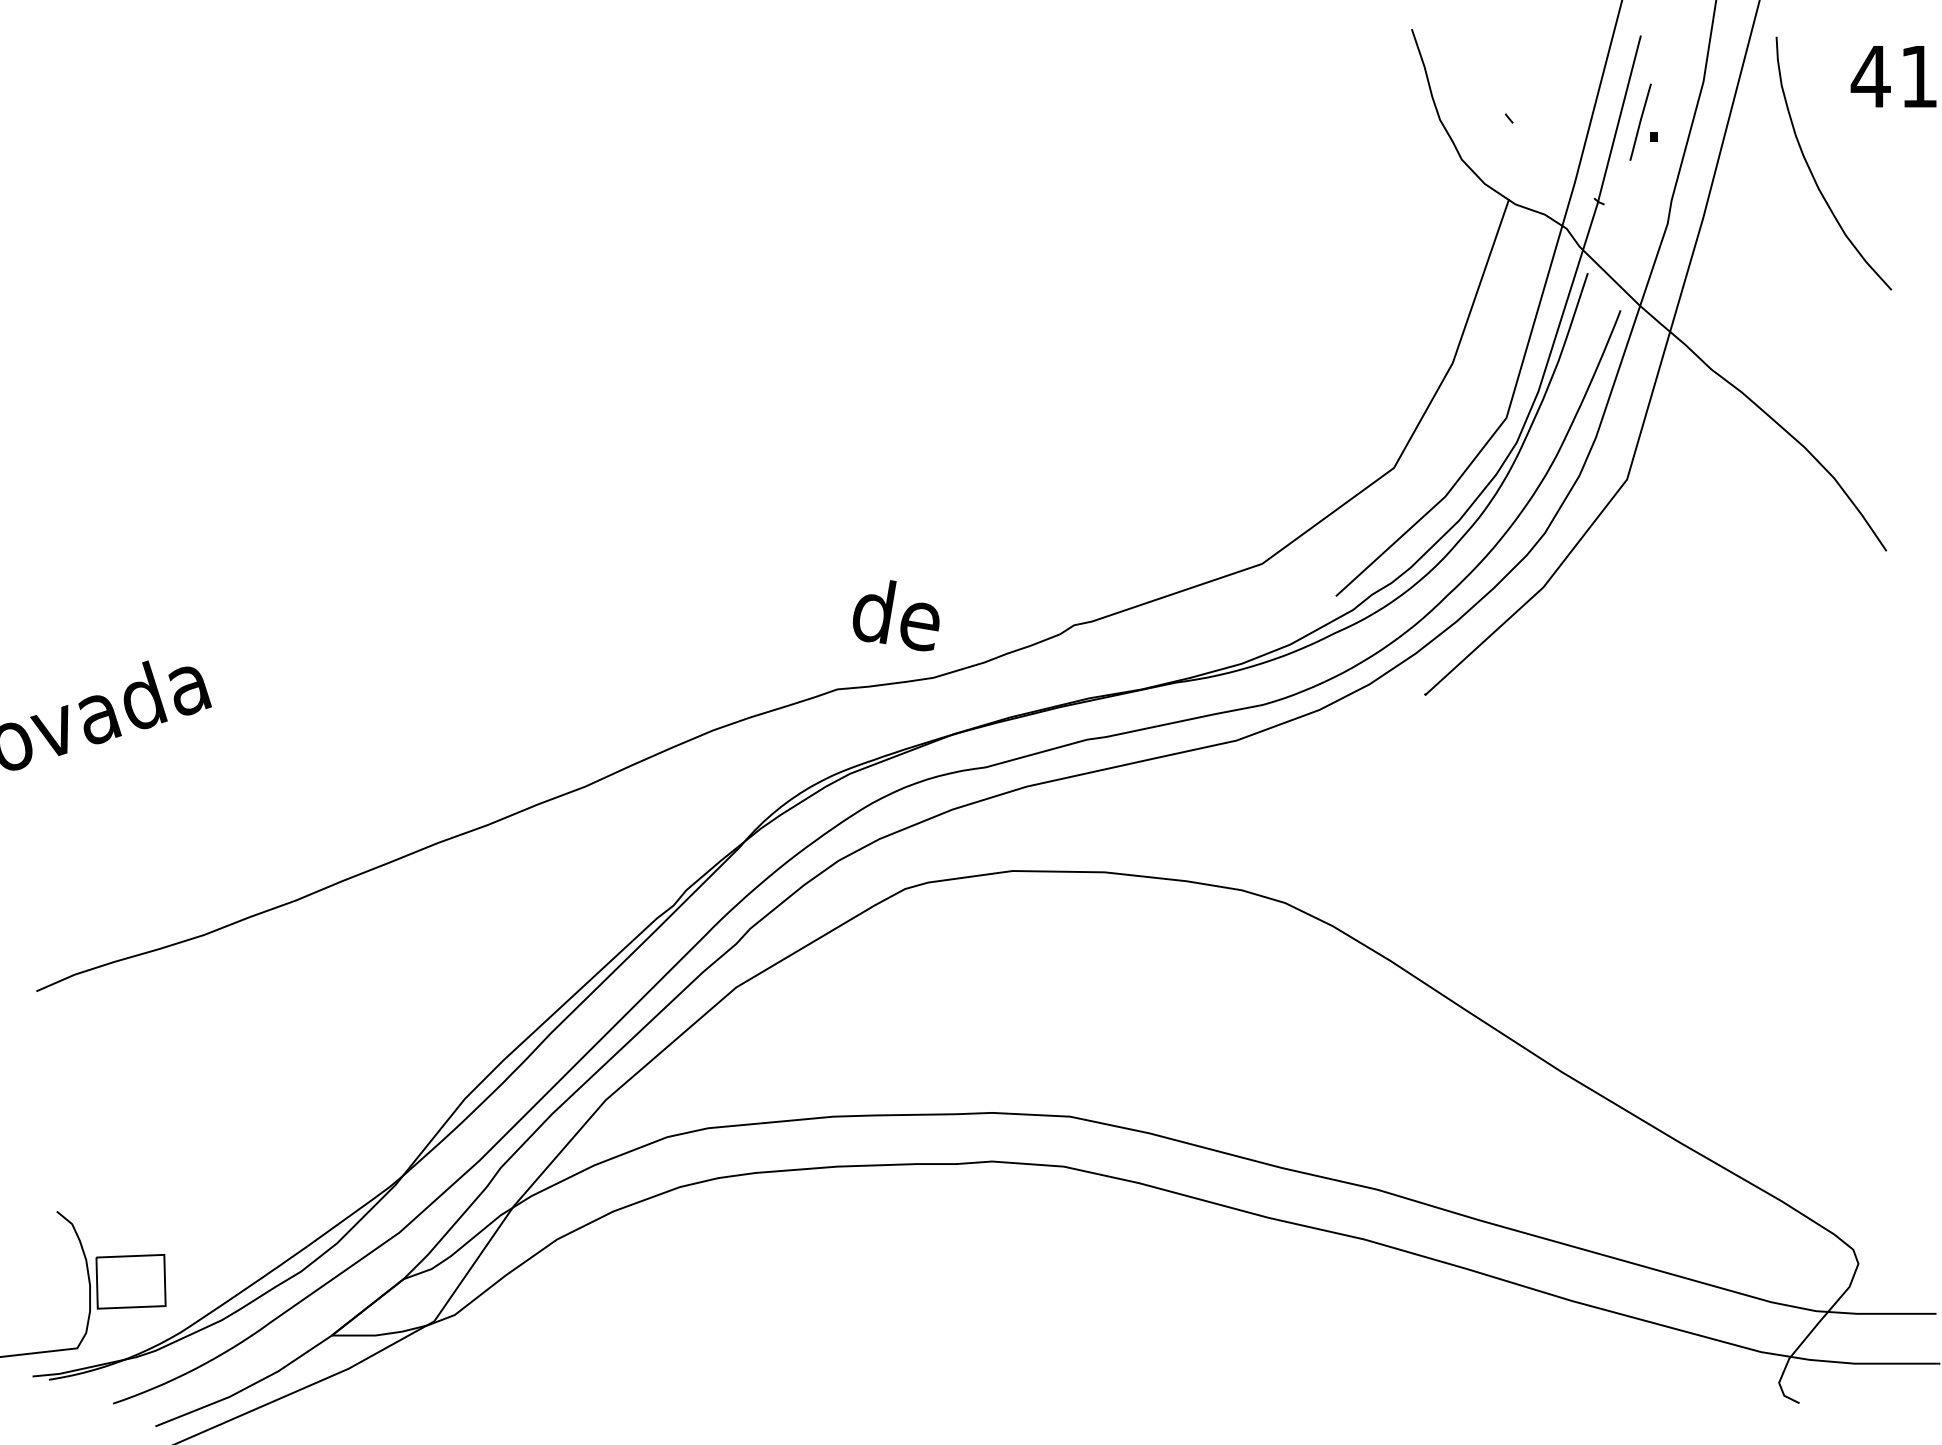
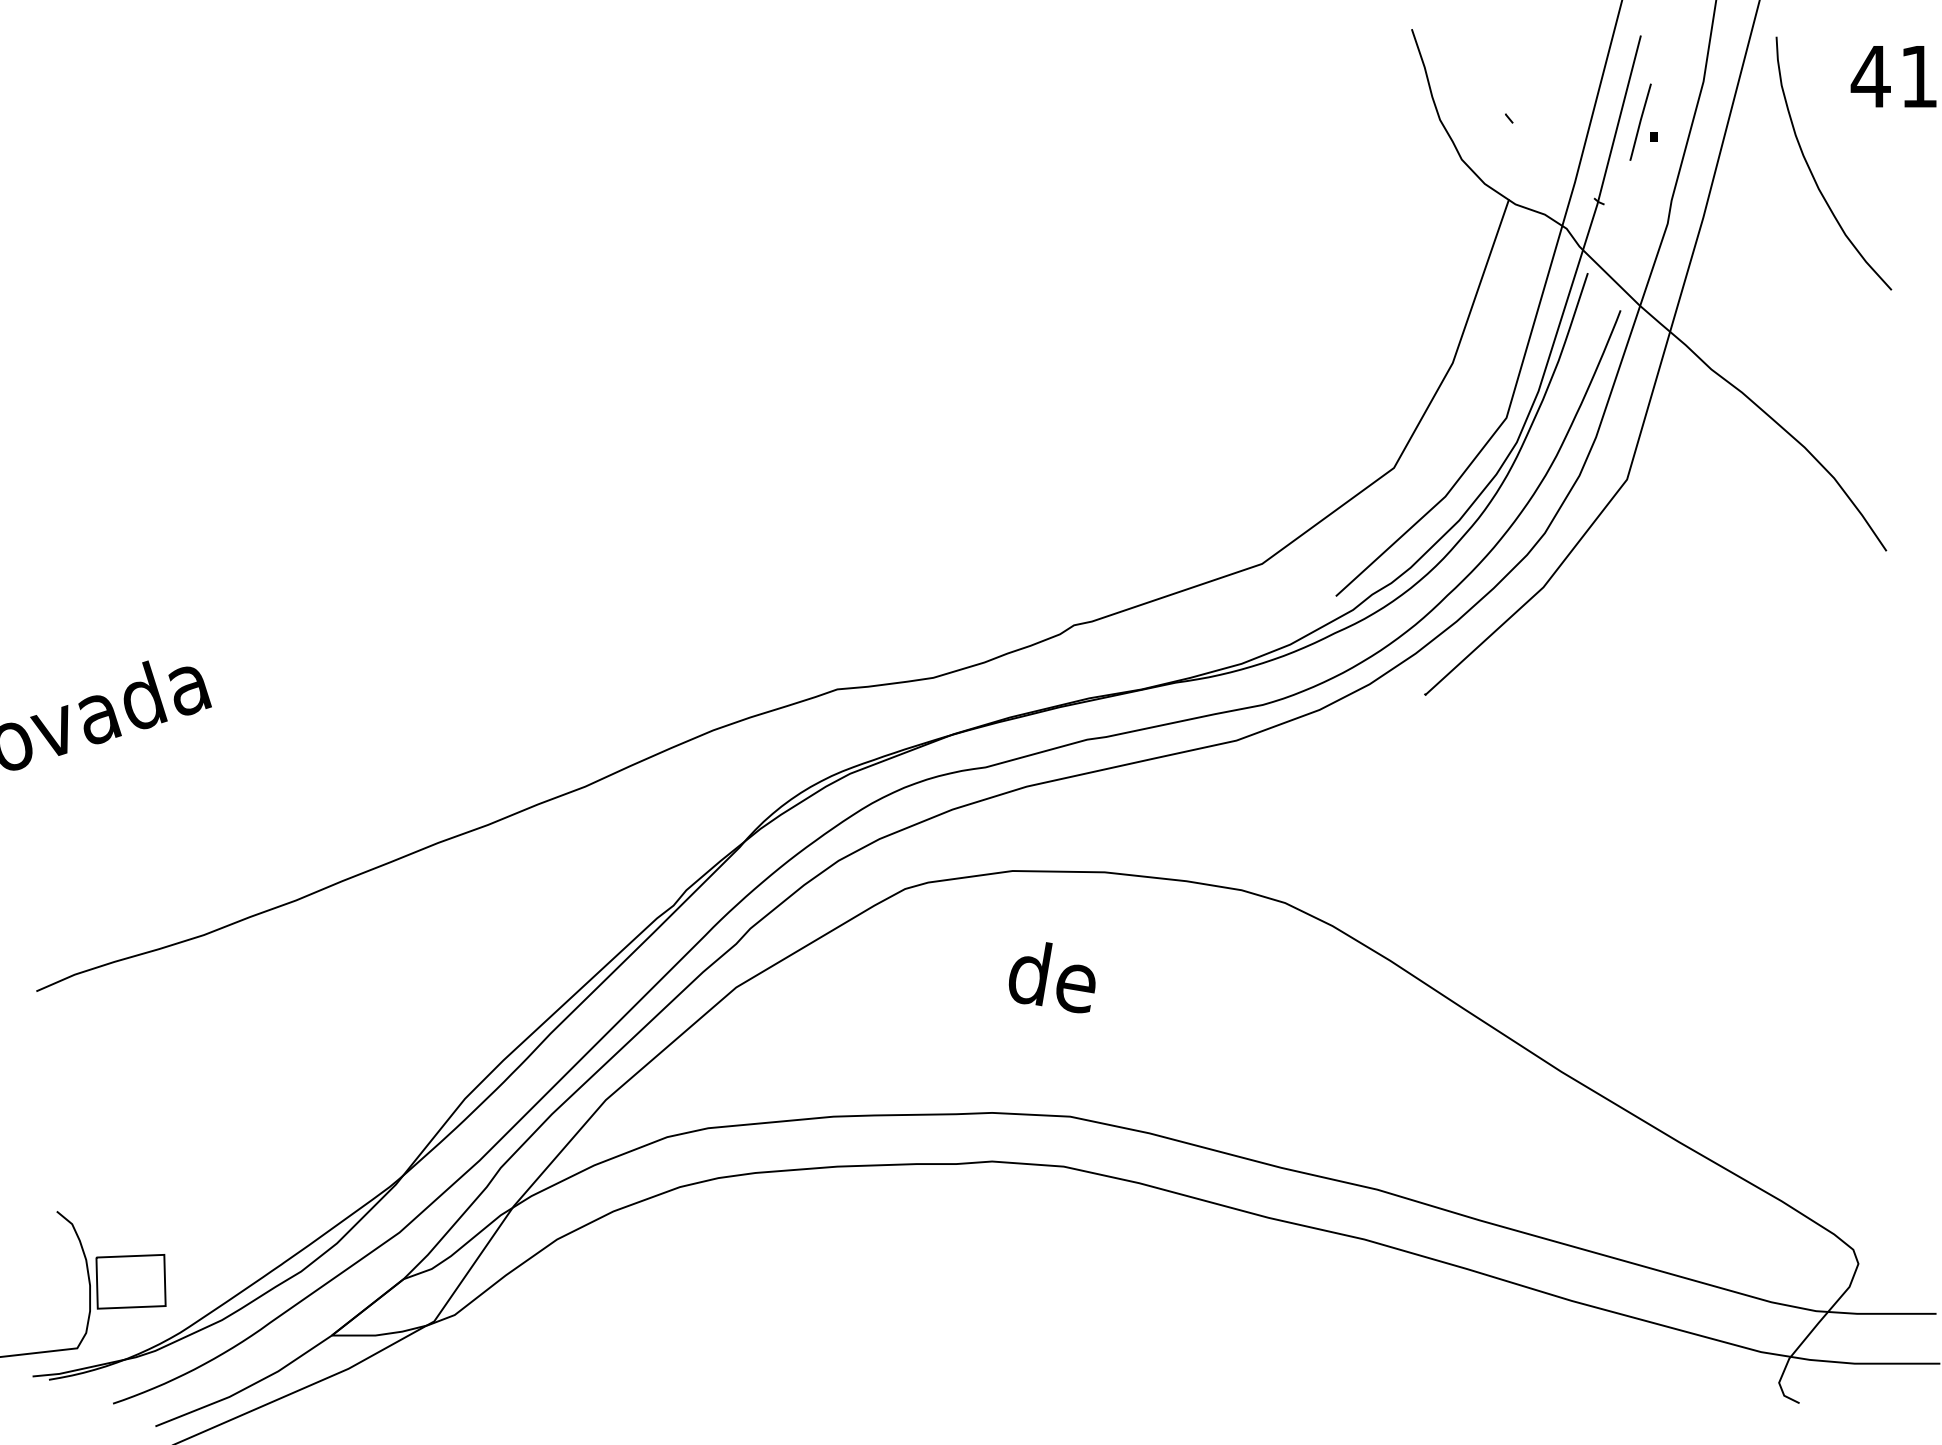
text position: (895, 615) -> (1051, 977) (1051, 977)
